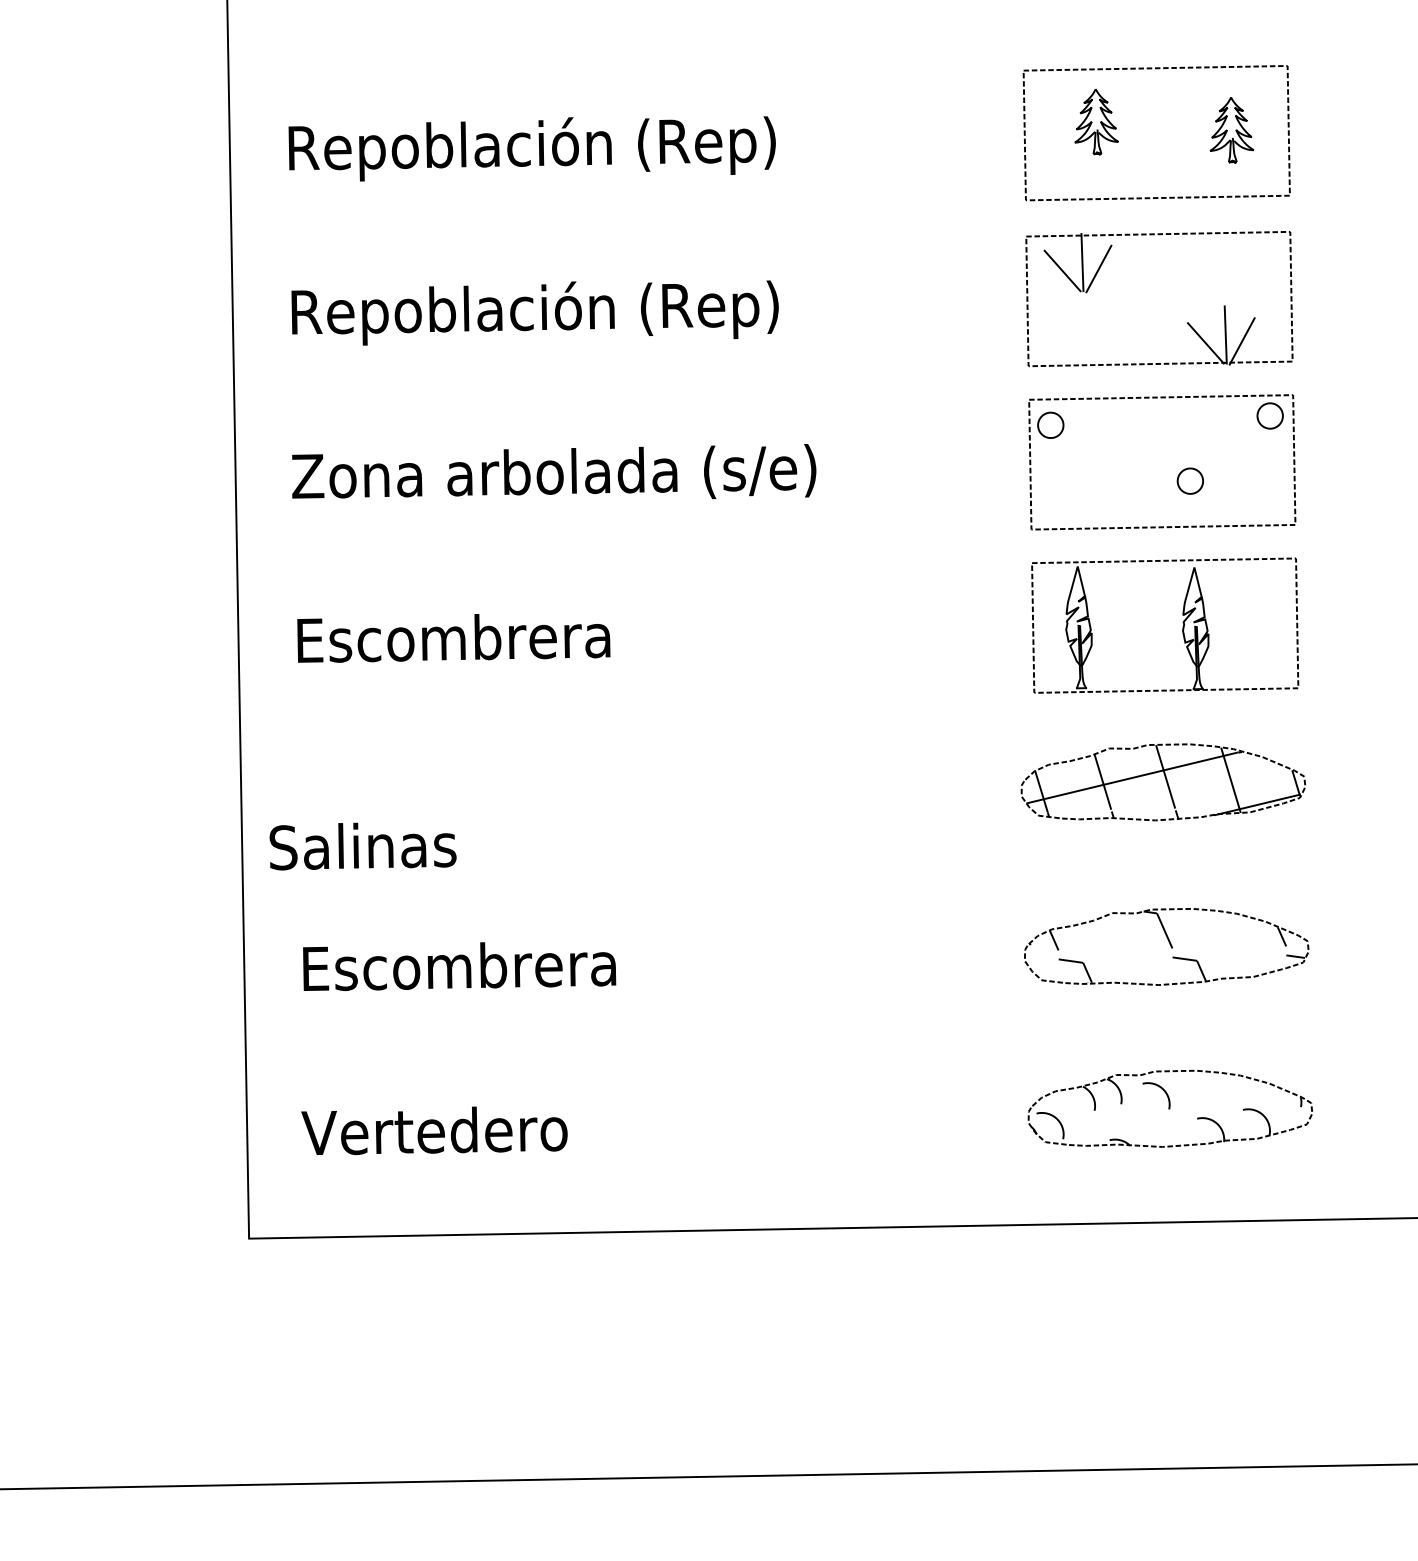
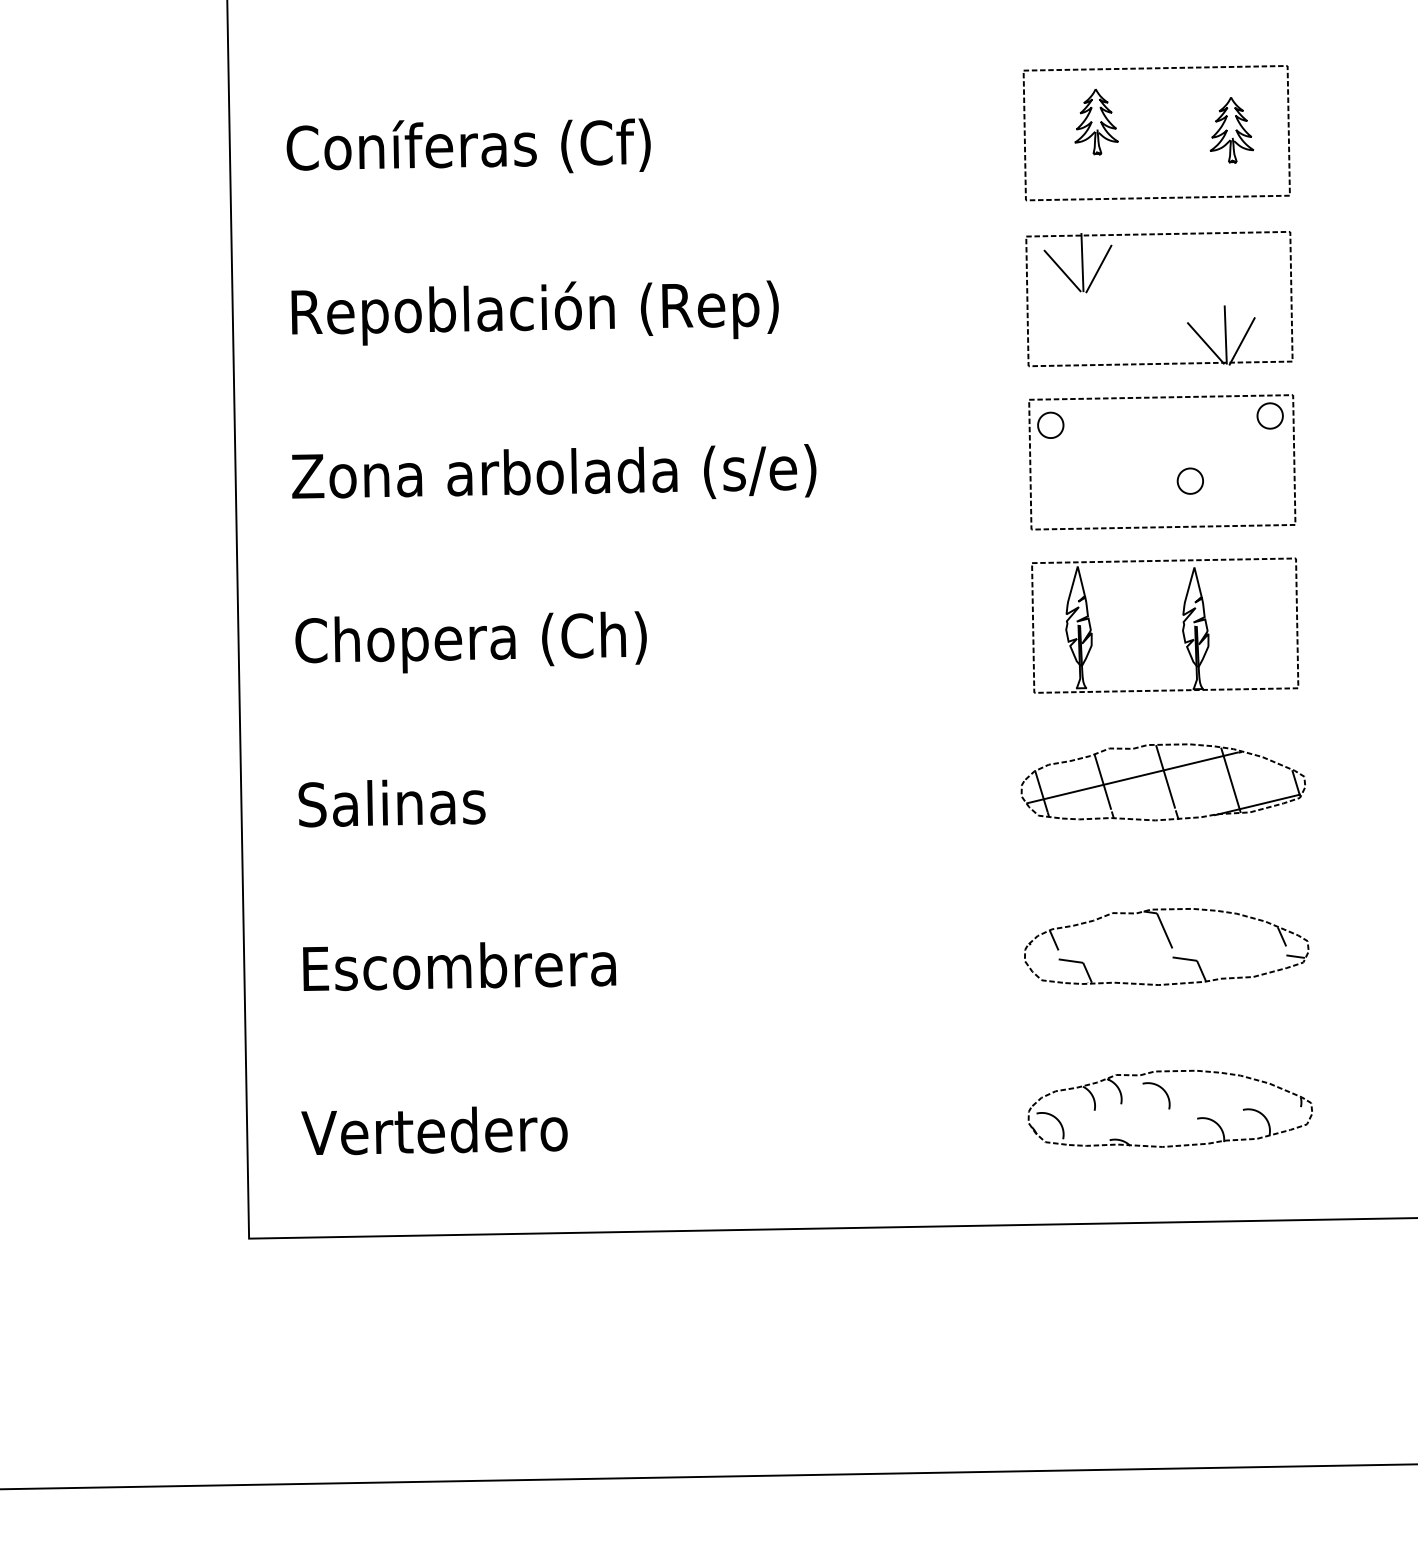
text: Repoblación (Rep) -> Coníferas (Cf) (530, 148)
text: Escombrera -> Chopera (Ch) (470, 642)
text position: (362, 846) -> (391, 803) (391, 803)
